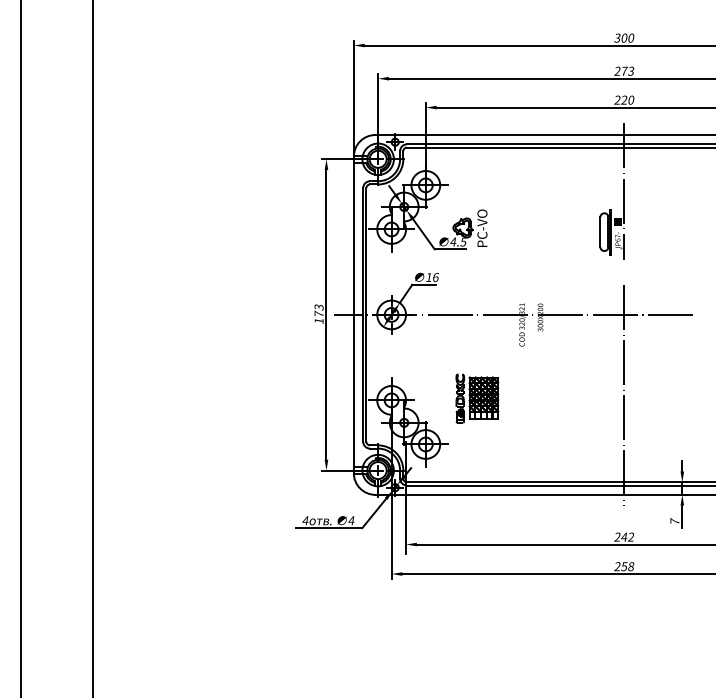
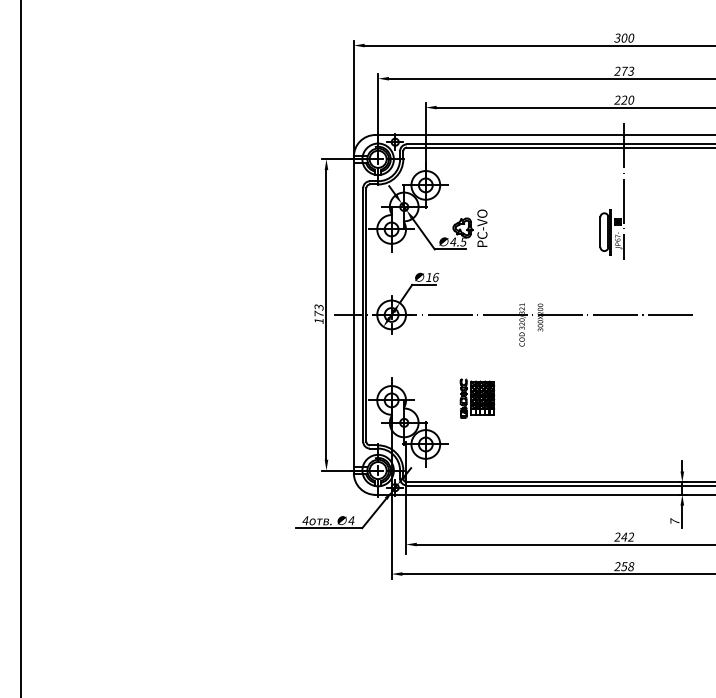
line: present -> none (93, 348)
line: present -> none (623, 395)
part size: 45x51 px -> 37x41 px (477, 398)
